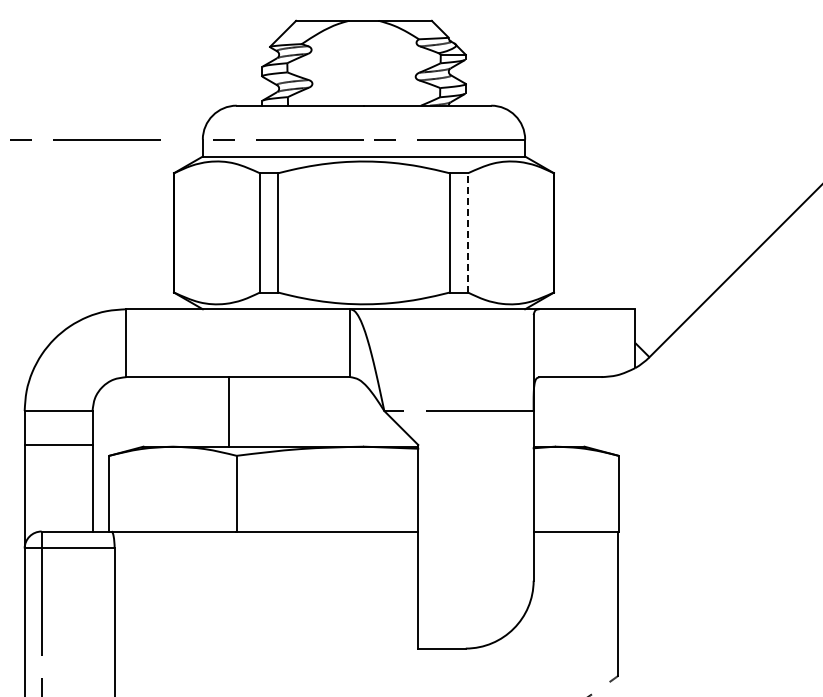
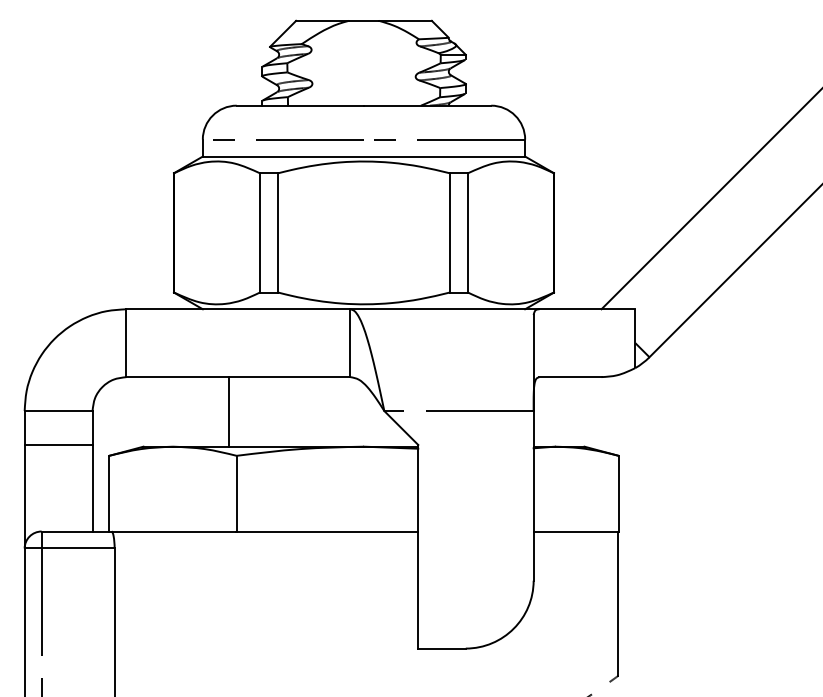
line: present -> none (85, 139)
line: none -> present (710, 200)
line: dashed -> solid (468, 232)
